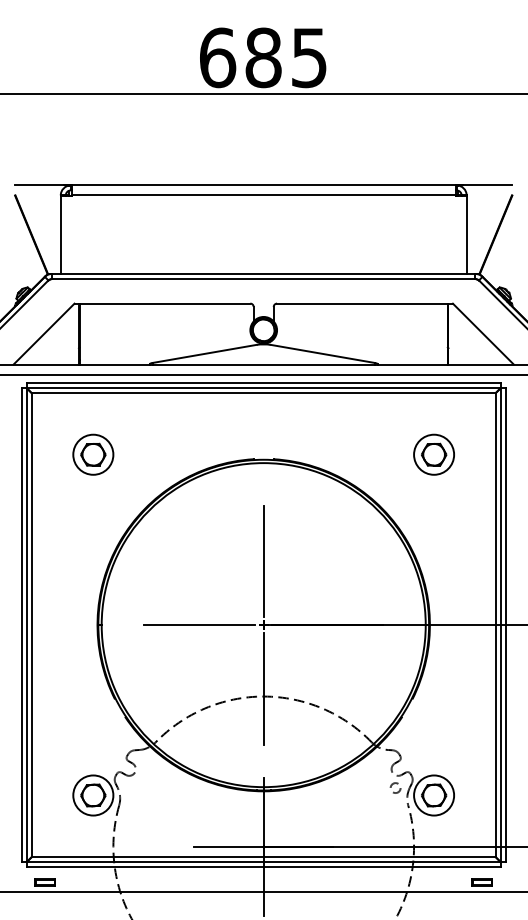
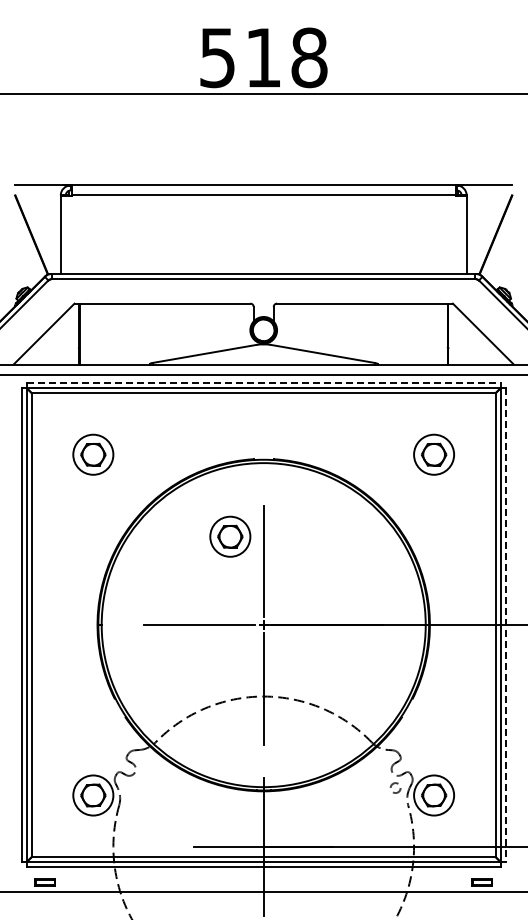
text: 685 -> 518 (263, 57)
line: solid -> dashed (263, 382)
part: none -> present (230, 536)
line: solid -> dashed (505, 625)
